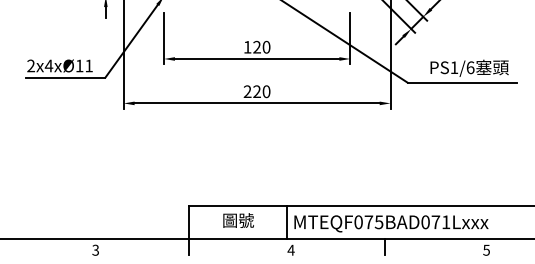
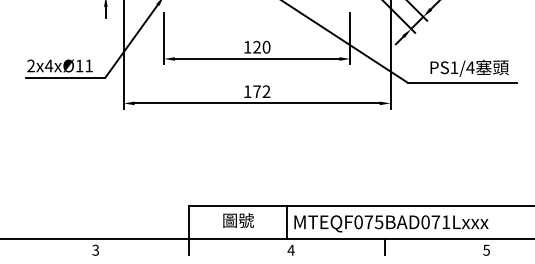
text: PS1/6 -> PS1/4 (470, 67)
text: 220 -> 172 (256, 91)
